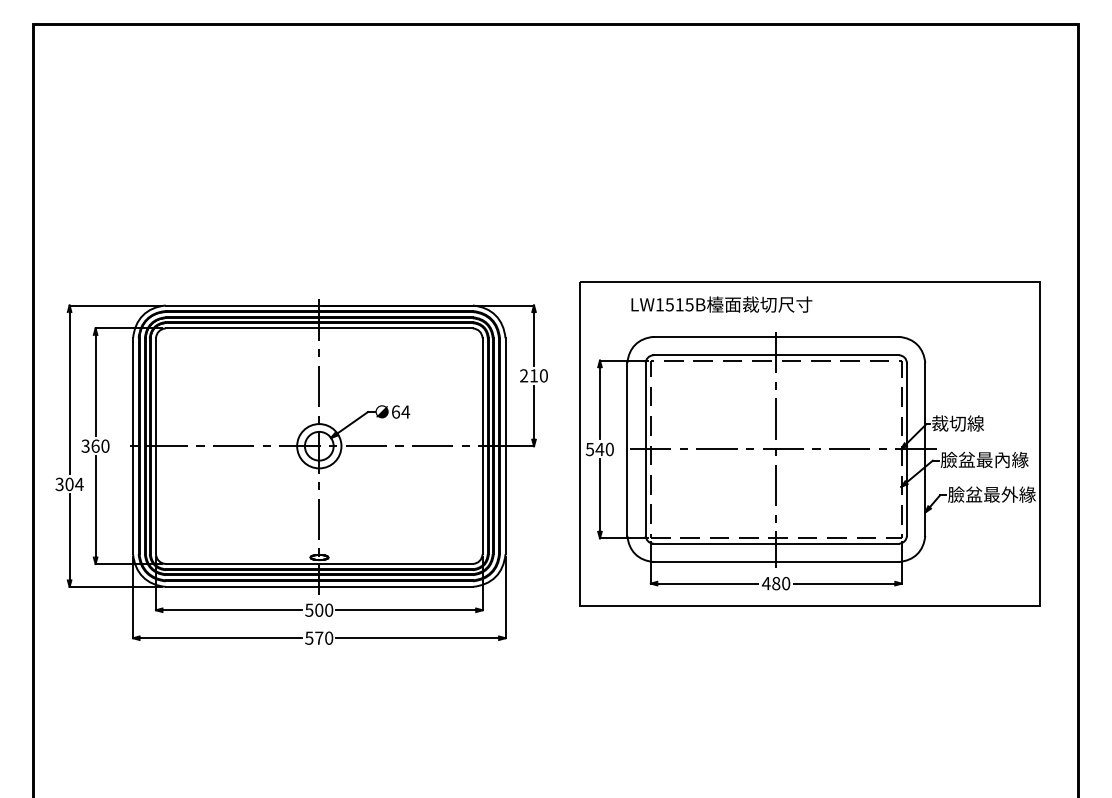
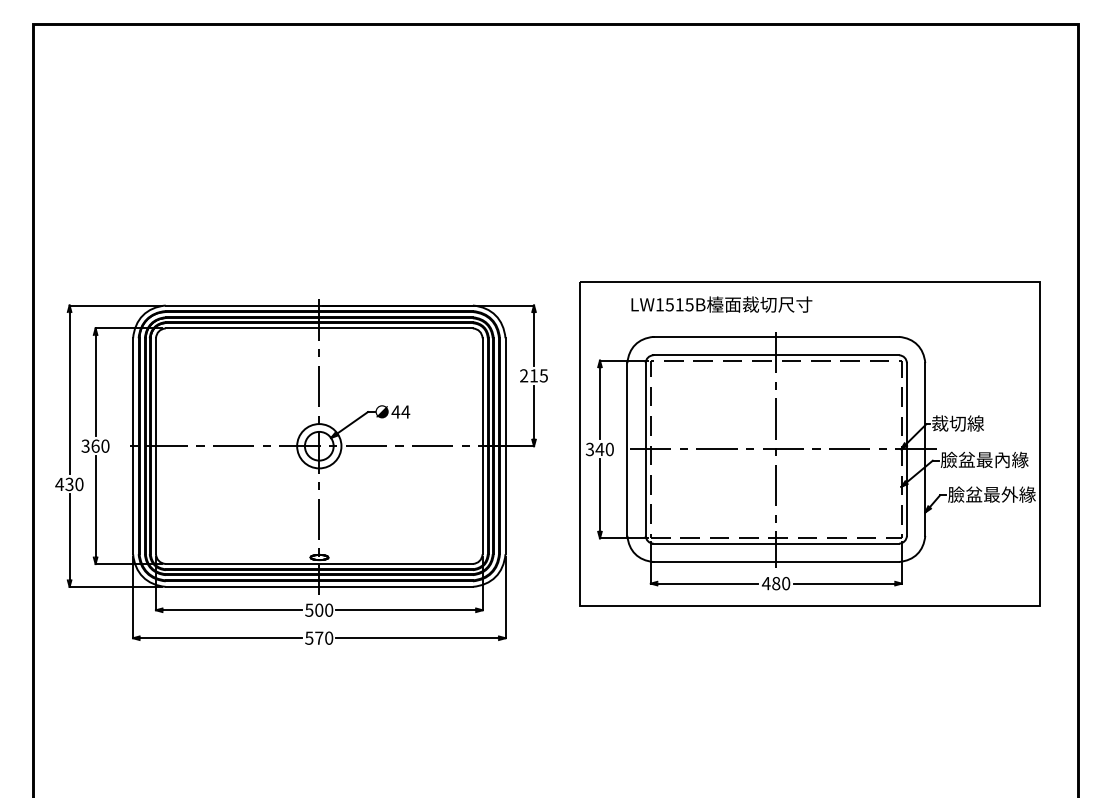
text: 210 -> 215 (543, 375)
text: 64 -> 44 (395, 411)
text: 540 -> 340 (589, 448)
text: 304 -> 430 (69, 484)
